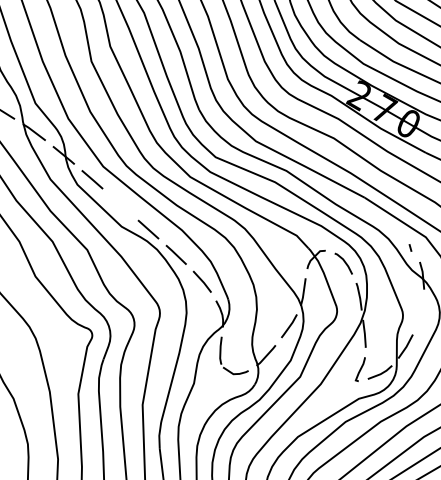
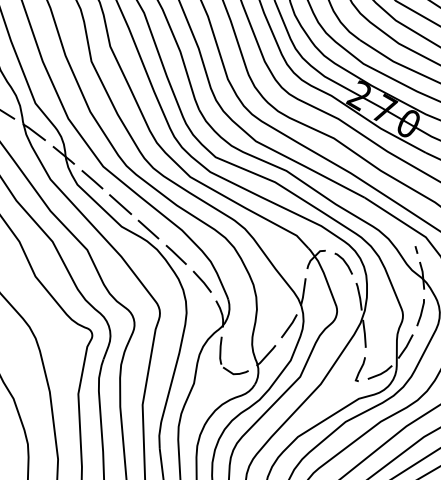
line: none -> present (120, 204)
line position: (410, 247) -> (416, 249) (416, 249)
line: none -> present (420, 312)
